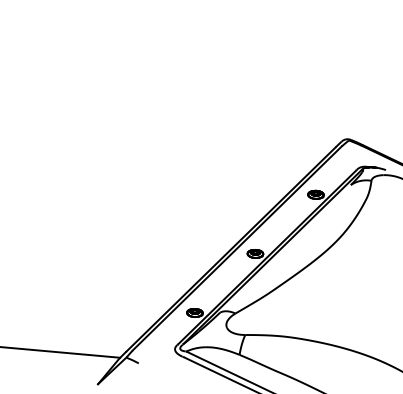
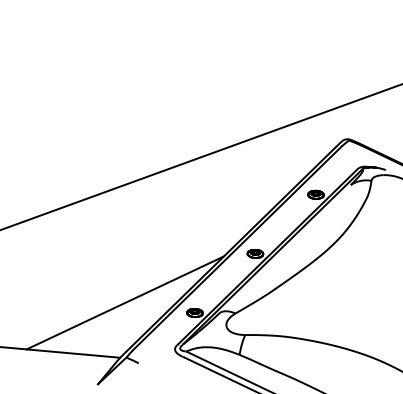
line: none -> present (200, 157)
line: none -> present (124, 302)
